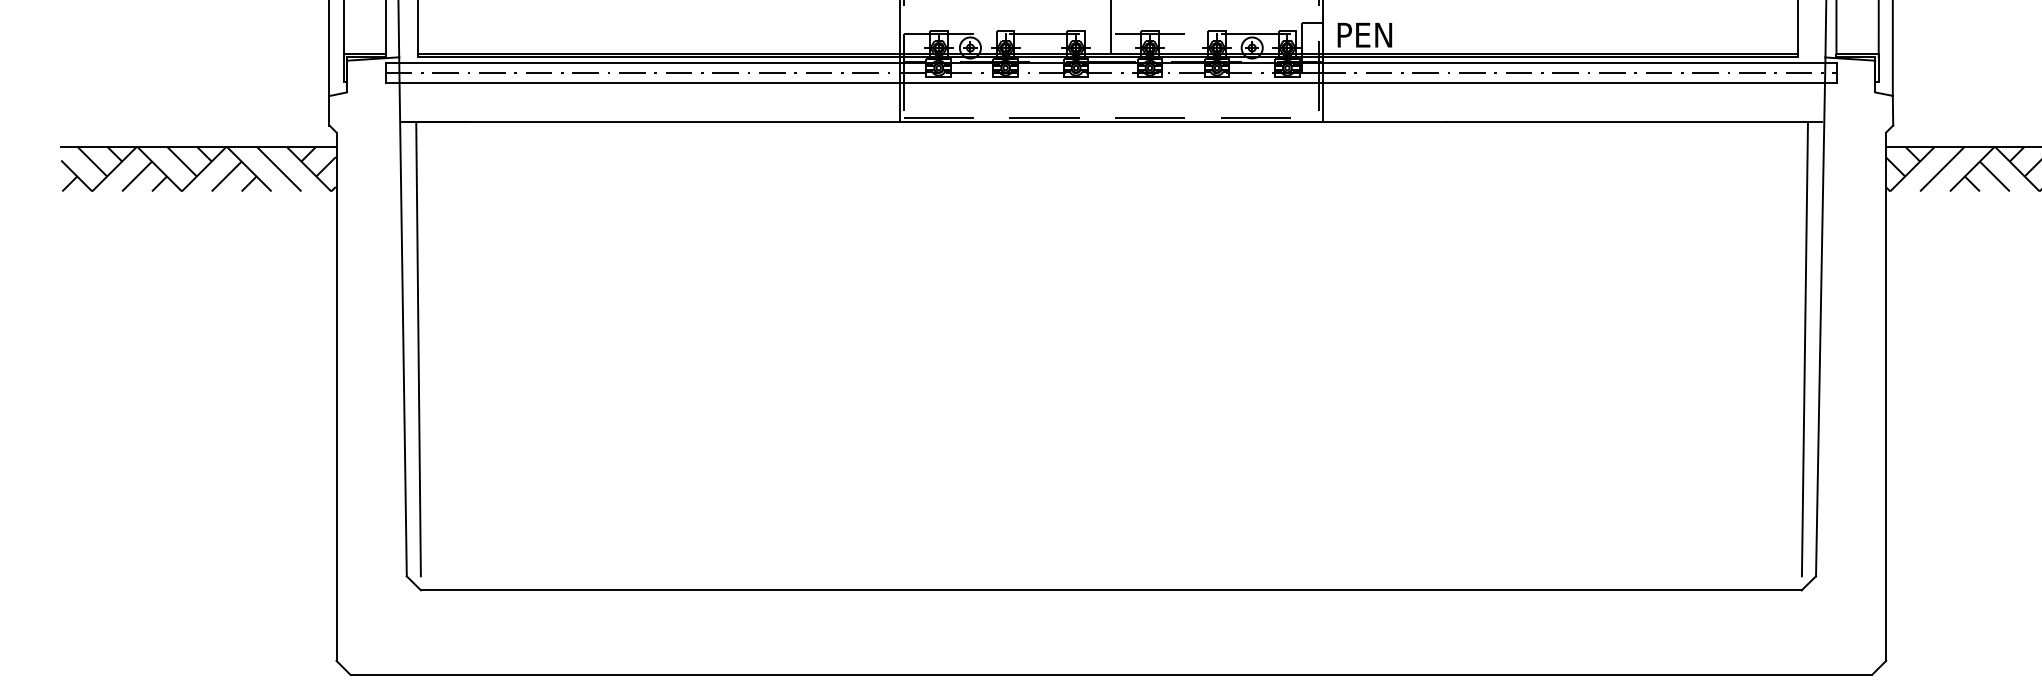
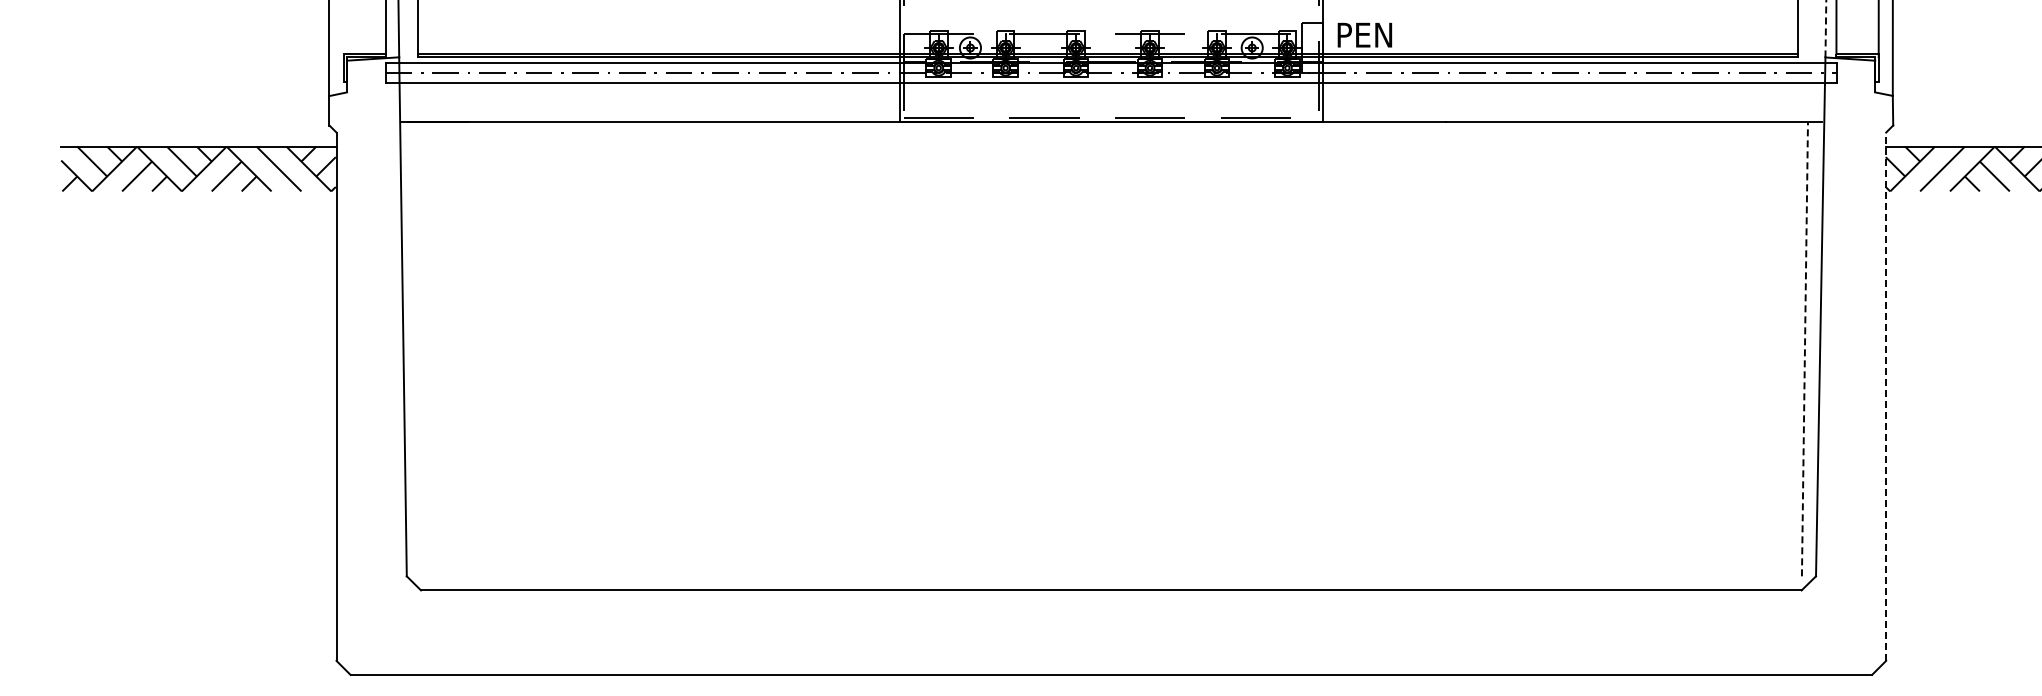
line: present -> none (1111, 27)
line: solid -> dashed (1825, 28)
line: present -> none (343, 29)
line: present -> none (418, 348)
line: solid -> dashed (1804, 348)
line: solid -> dashed (1886, 396)
